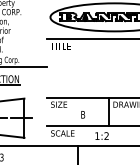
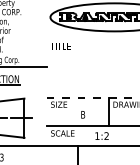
line: present -> none (91, 38)
line: solid -> dashed (93, 97)
